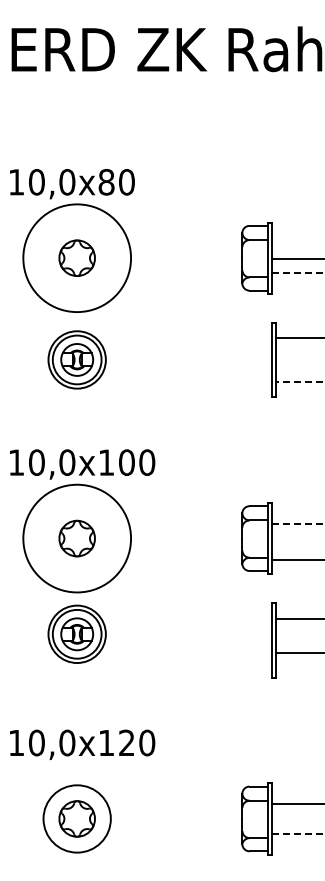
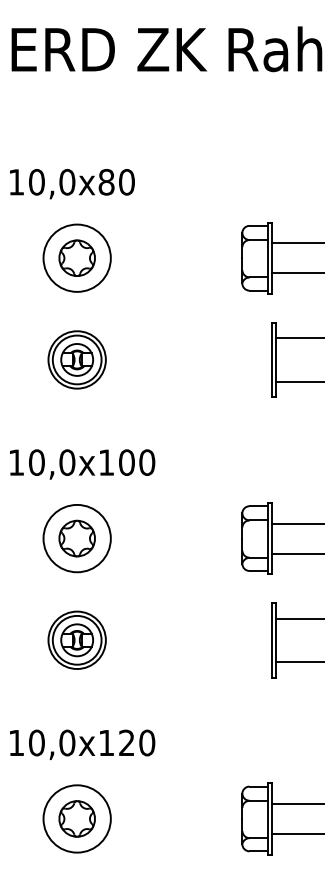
circle diameter: 108 px -> 67 px (76, 257)
line position: (296, 259) -> (296, 243) (296, 243)
line: dashed -> solid (298, 273)
line: dashed -> solid (300, 381)
line: dashed -> solid (298, 523)
circle diameter: 108 px -> 67 px (76, 538)
line position: (296, 559) -> (296, 553) (296, 553)
part position: (76, 633) -> (76, 639) (76, 639)
line position: (298, 652) -> (298, 661) (298, 661)
line: dashed -> solid (298, 834)
